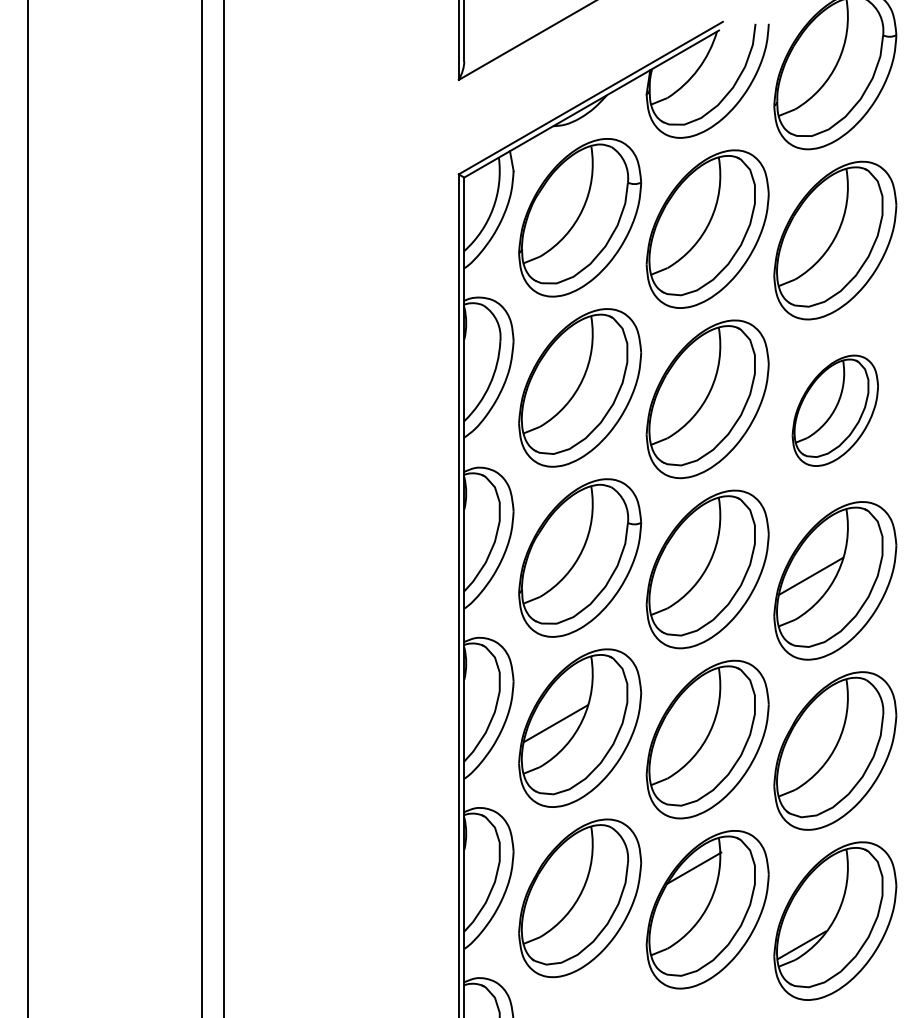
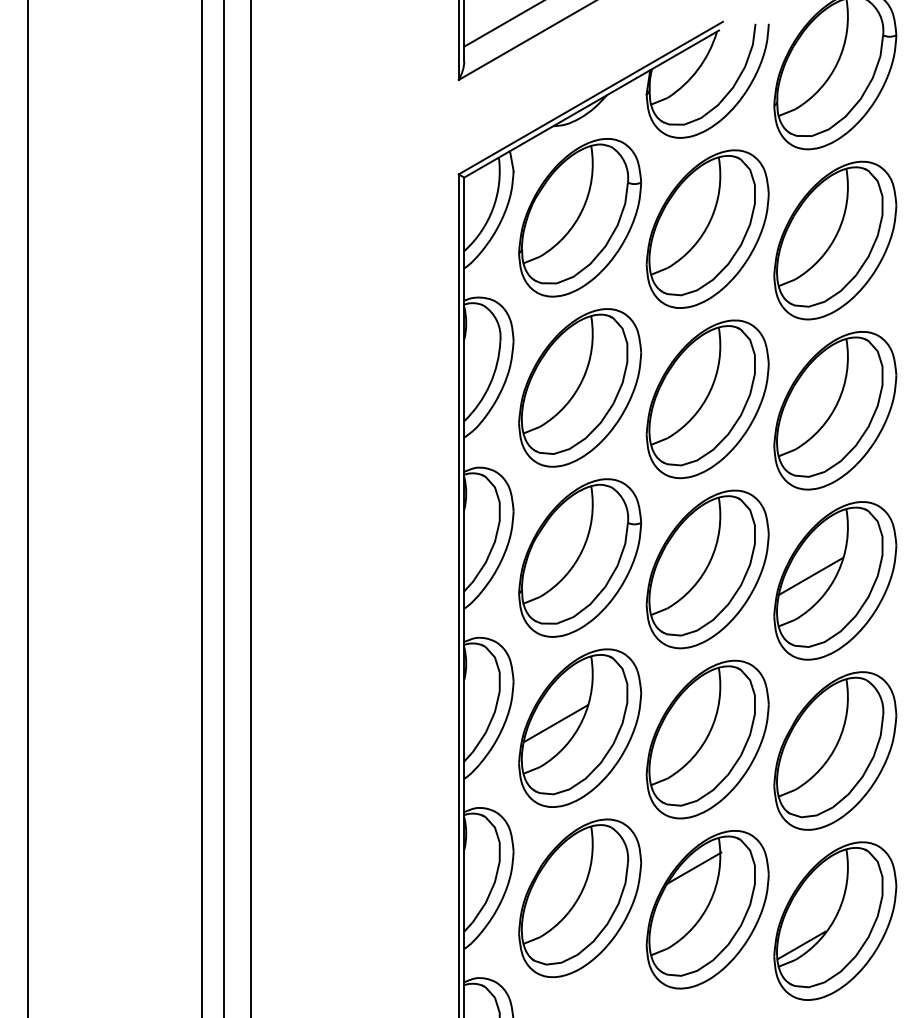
line: none -> present (502, 24)
part size: 88x113 px -> 125x160 px (835, 410)
line: none -> present (250, 508)
